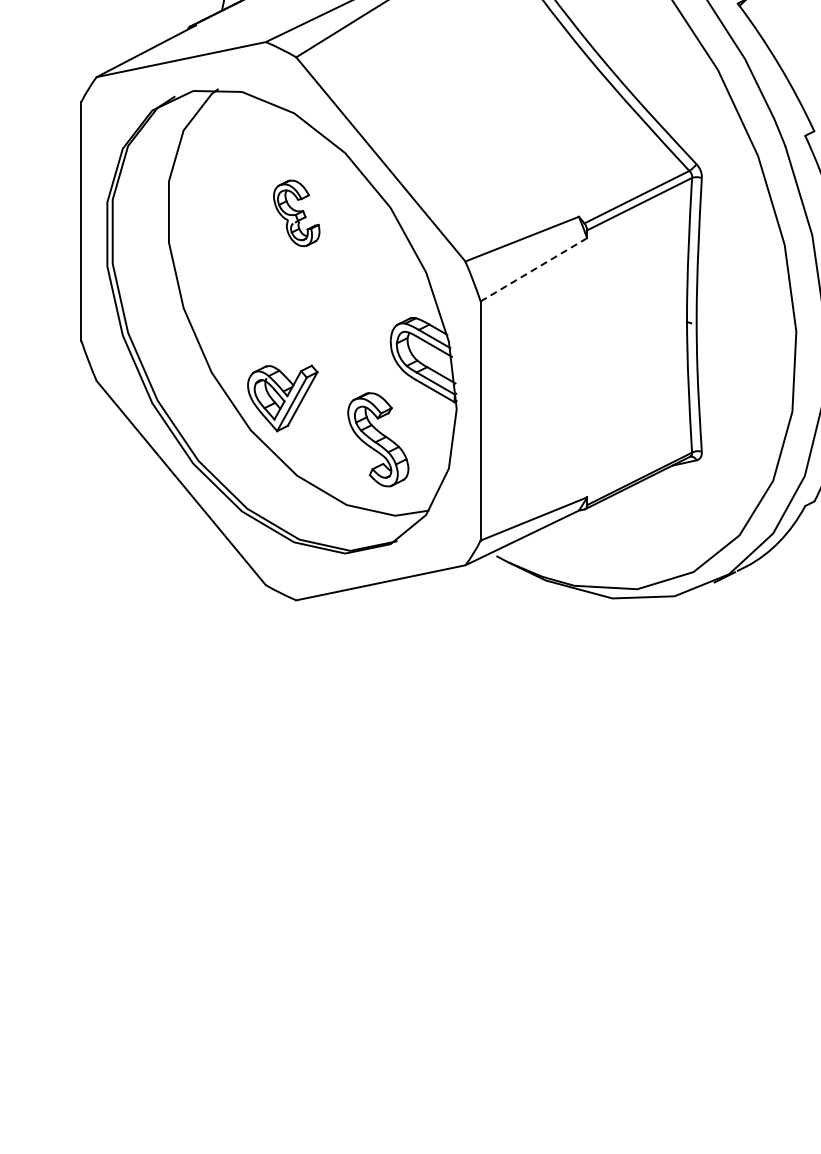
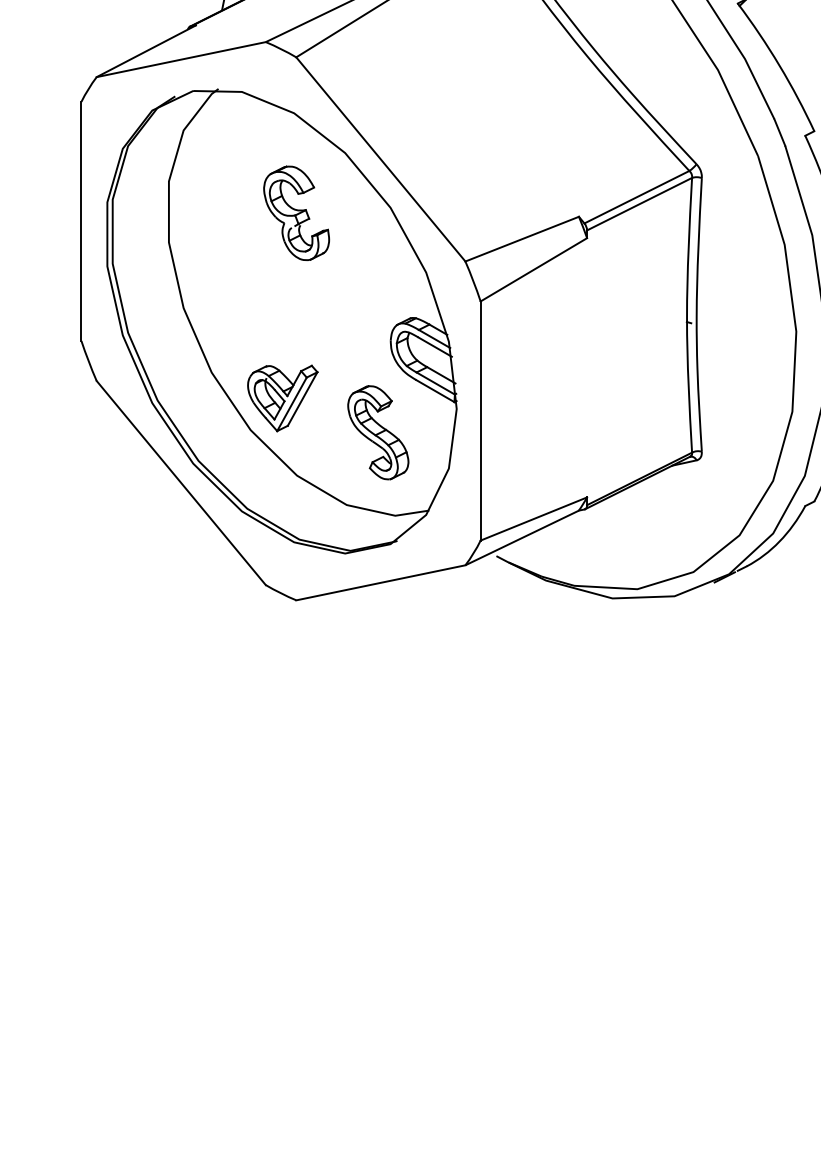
part size: 48x68 px -> 68x97 px (296, 213)
line: dashed -> solid (533, 269)
part position: (378, 439) -> (378, 432) (378, 432)
